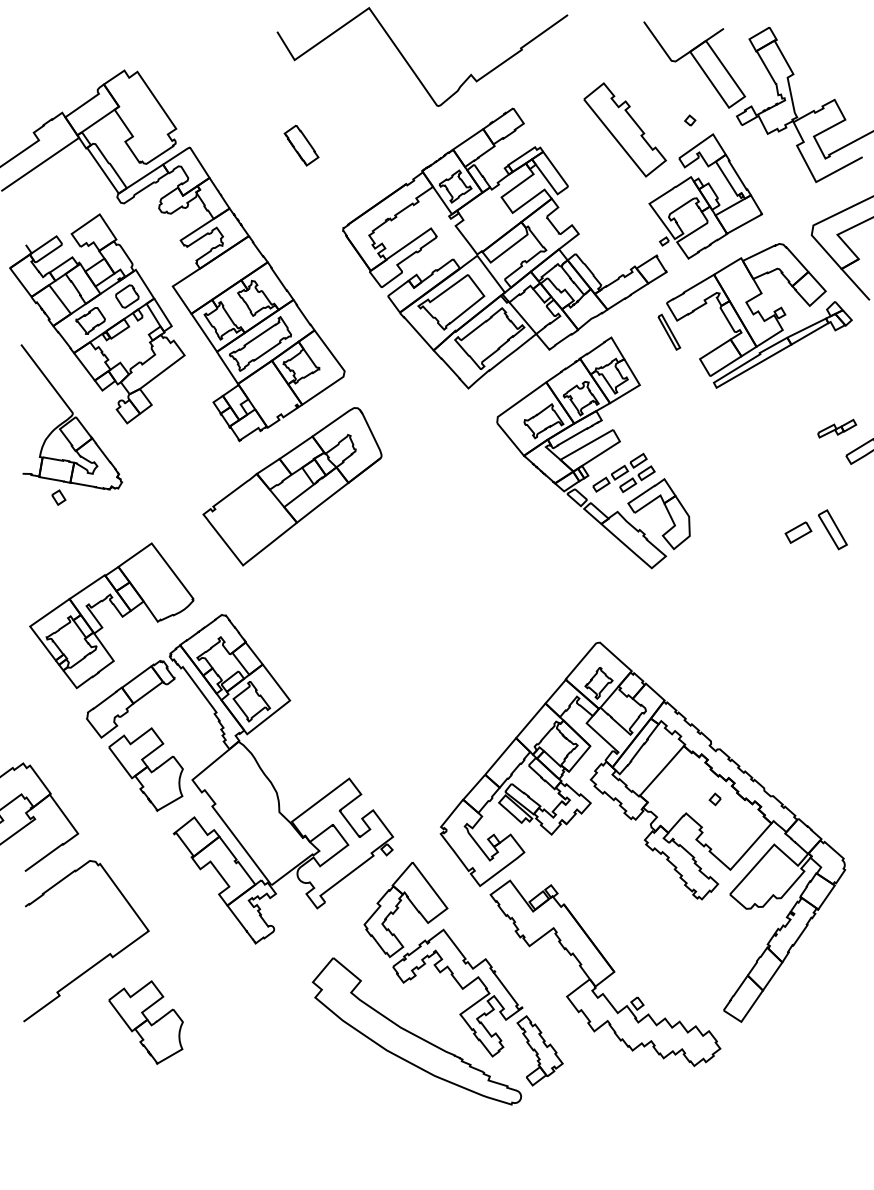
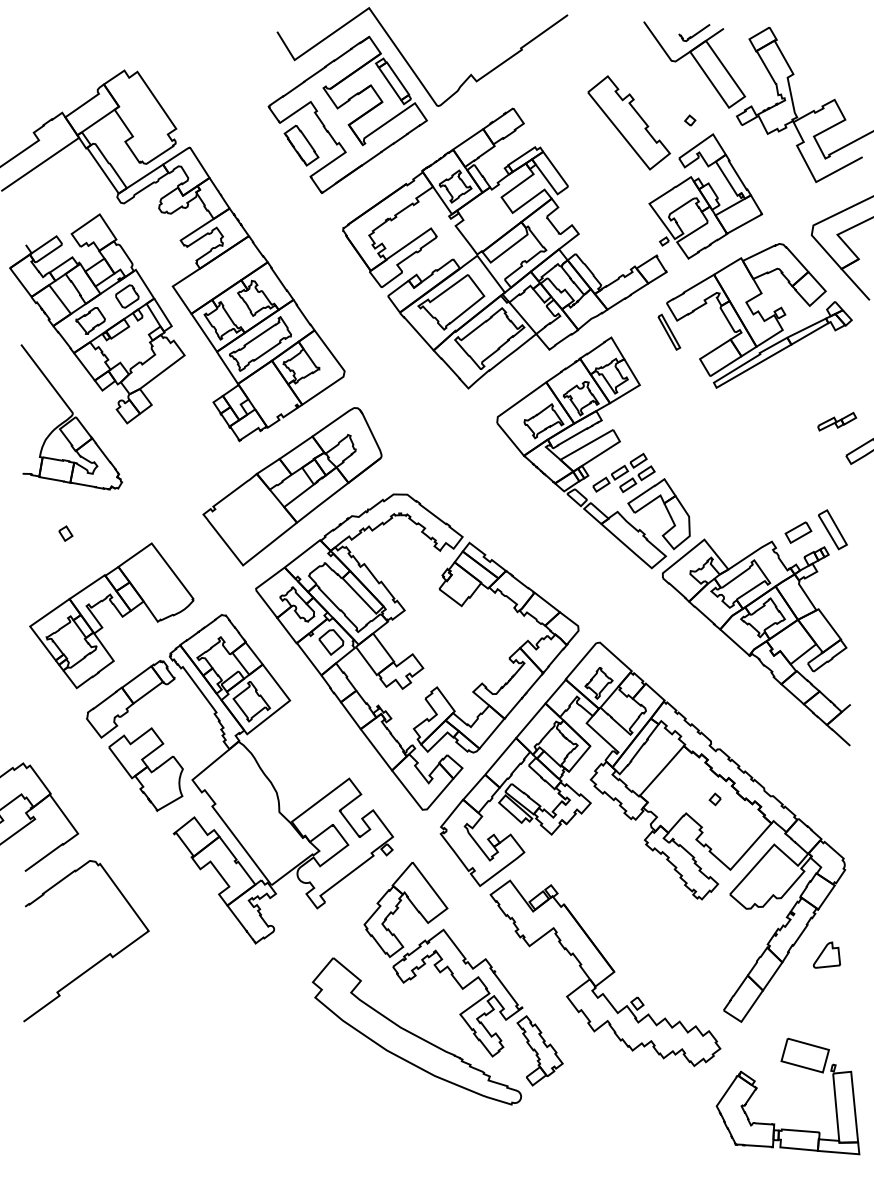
curve: none -> present (695, 33)
part: none -> present (347, 114)
part position: (624, 129) -> (628, 122) (628, 122)
part position: (837, 428) -> (837, 421) (837, 421)
part position: (58, 497) -> (65, 533) (65, 533)
part: none -> present (756, 642)
part: none -> present (417, 651)
part: none -> present (826, 954)
part: present -> none (145, 1022)
part: none -> present (775, 1123)
